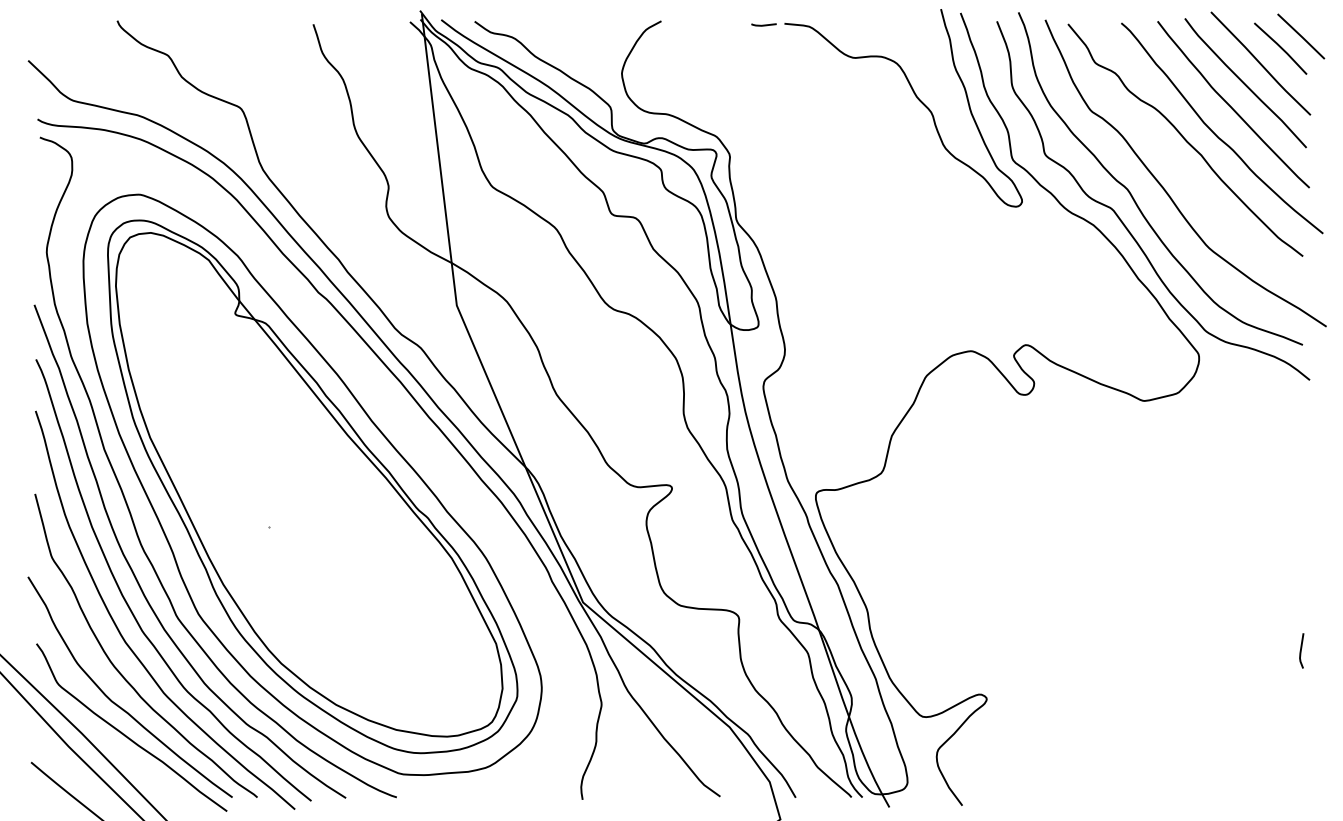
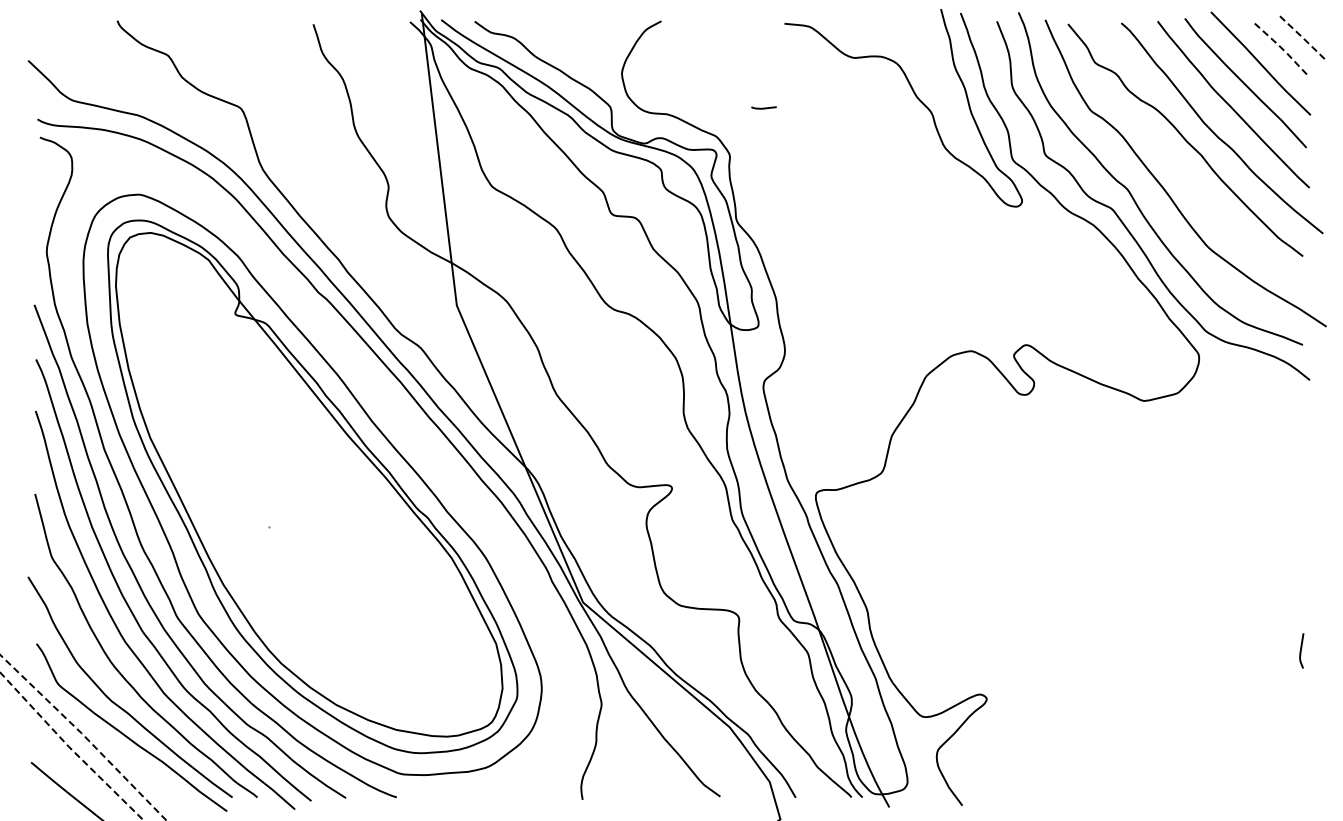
line position: (763, 24) -> (763, 107) (763, 107)
line: solid -> dashed (1301, 36)
line: solid -> dashed (1281, 47)
line: solid -> dashed (84, 736)
line: solid -> dashed (70, 748)
